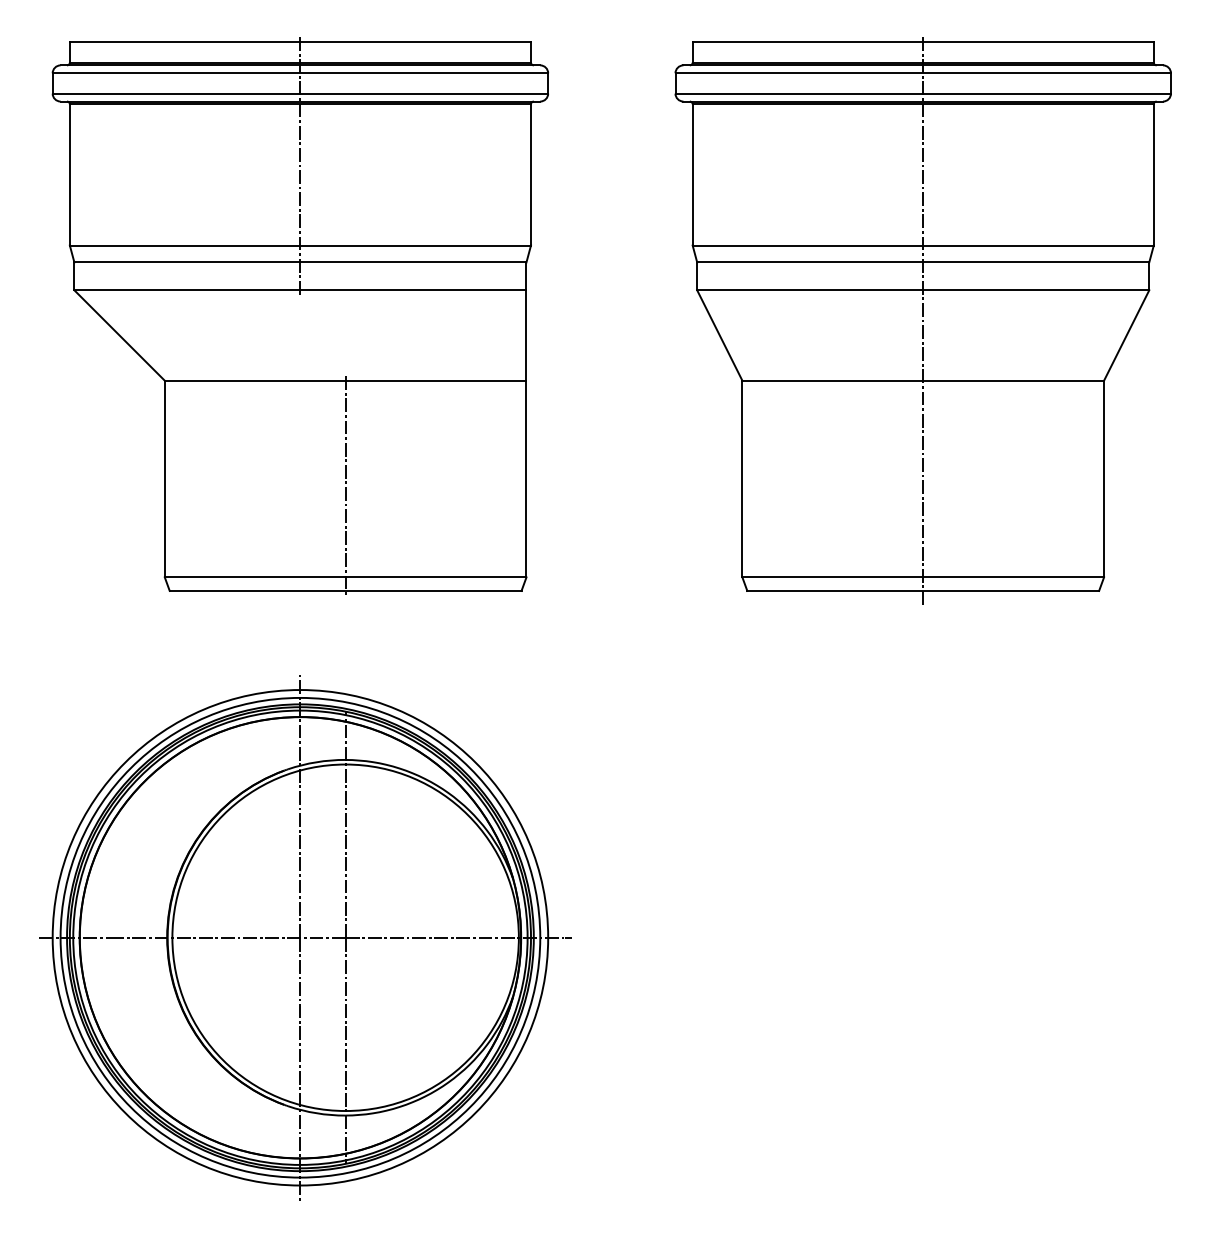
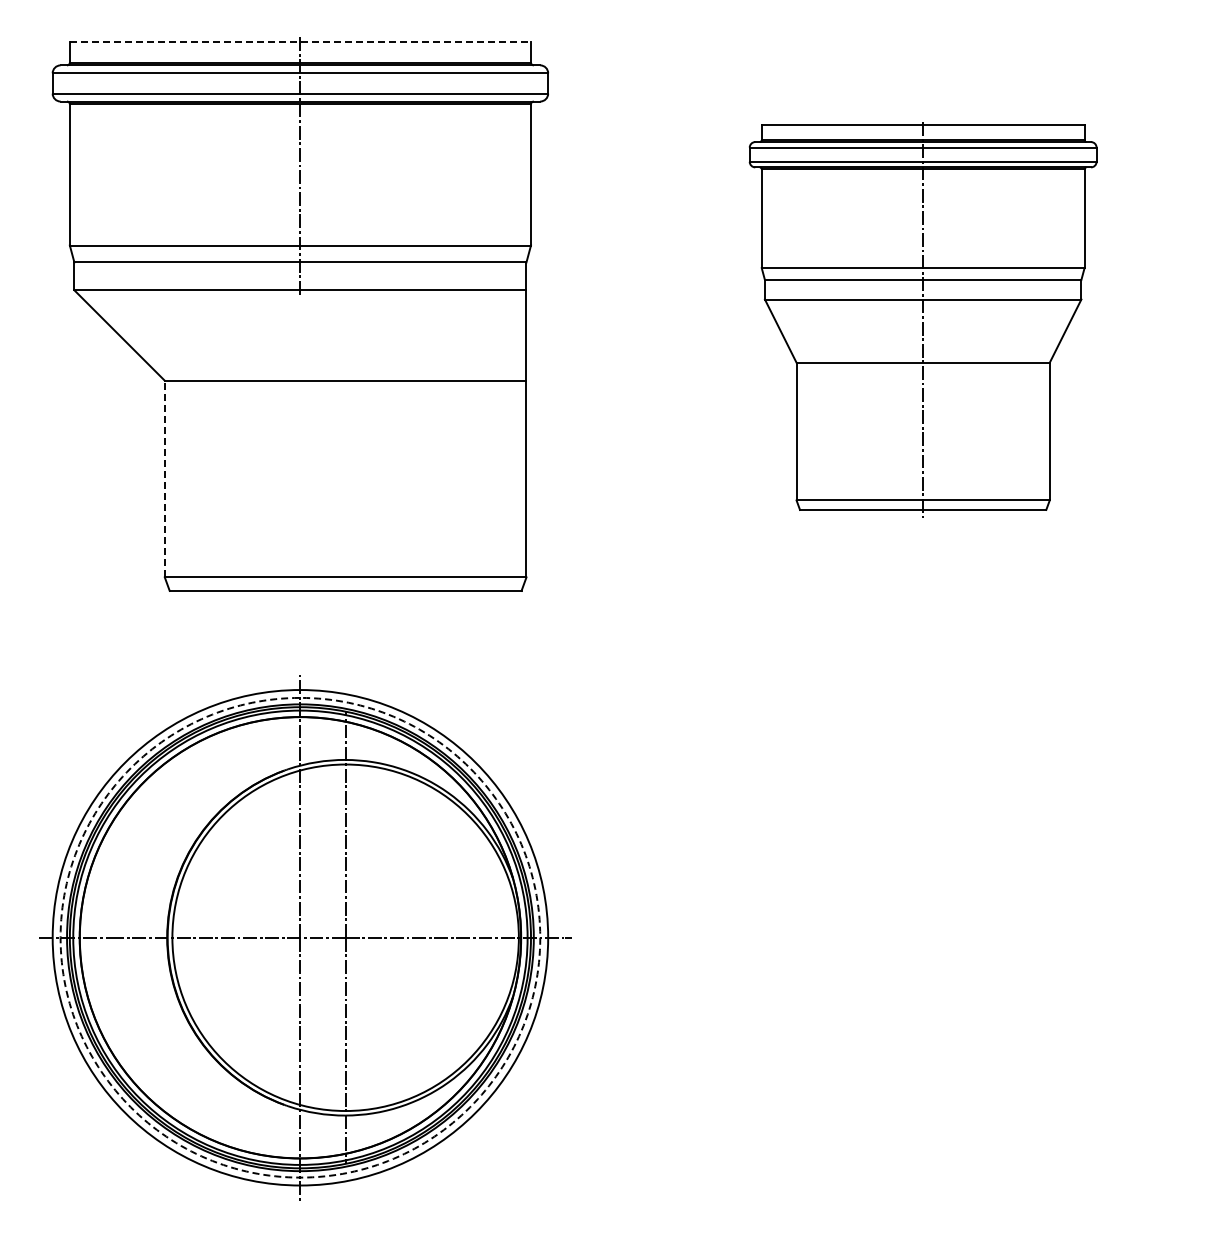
line: solid -> dashed (300, 41)
part size: 498x568 px -> 350x396 px (922, 319)
line: solid -> dashed (164, 478)
line: present -> none (345, 485)
circle: solid -> dashed (300, 937)
